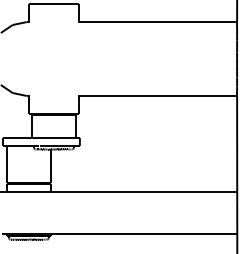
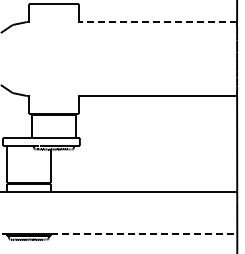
line: solid -> dashed (157, 22)
line: solid -> dashed (144, 234)
